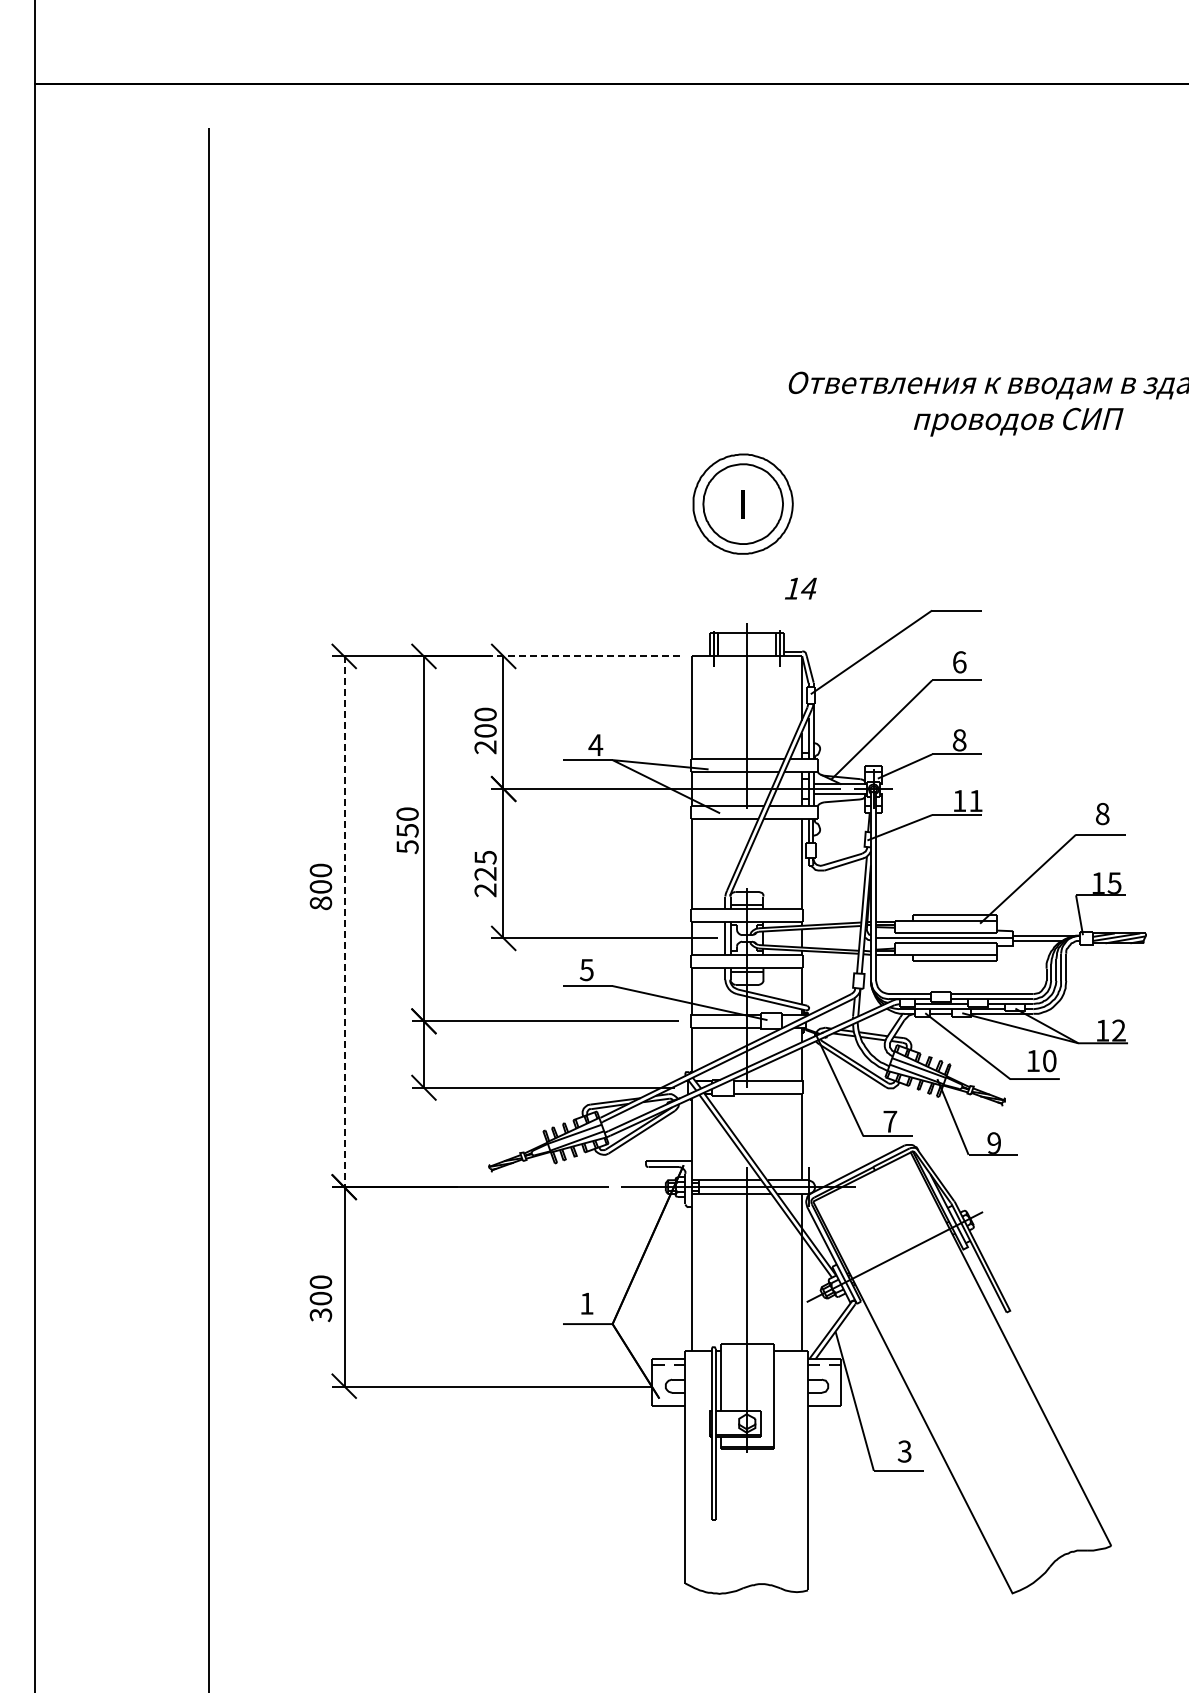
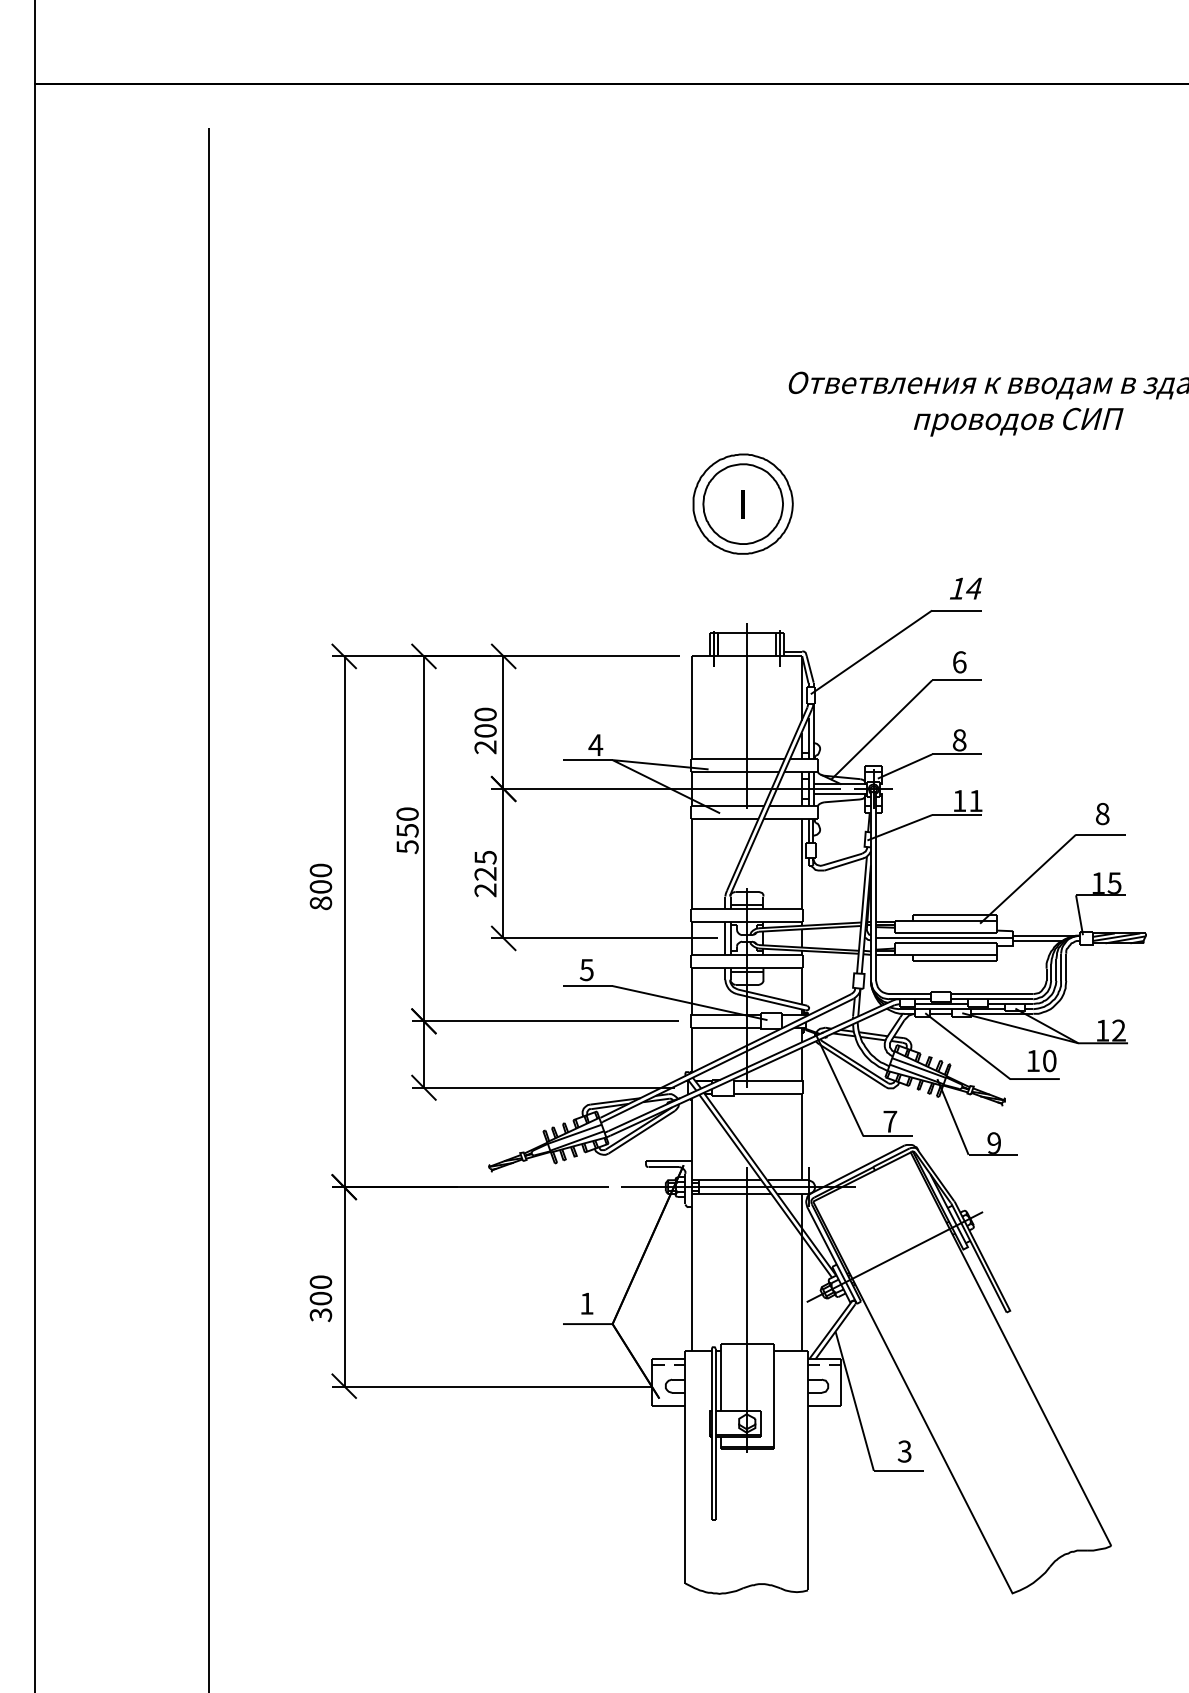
text position: (800, 588) -> (965, 588) (965, 588)
line: dashed -> solid (584, 656)
line: dashed -> solid (344, 921)
